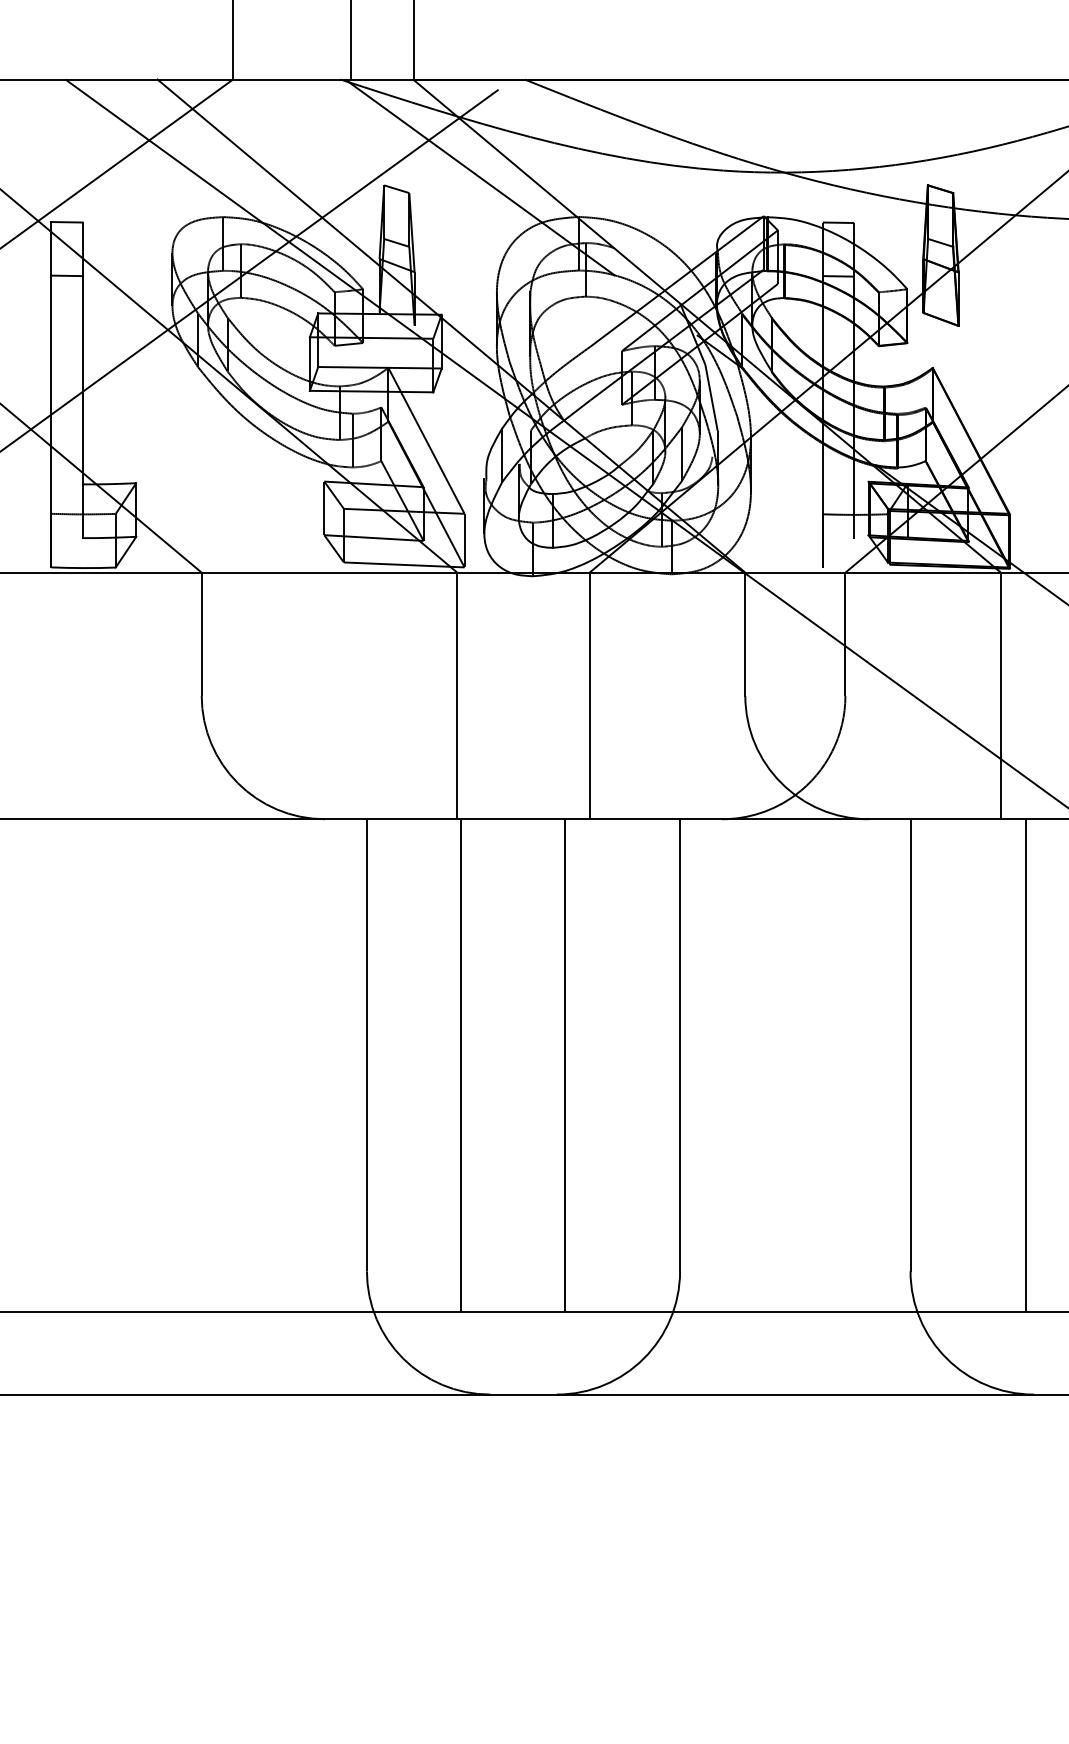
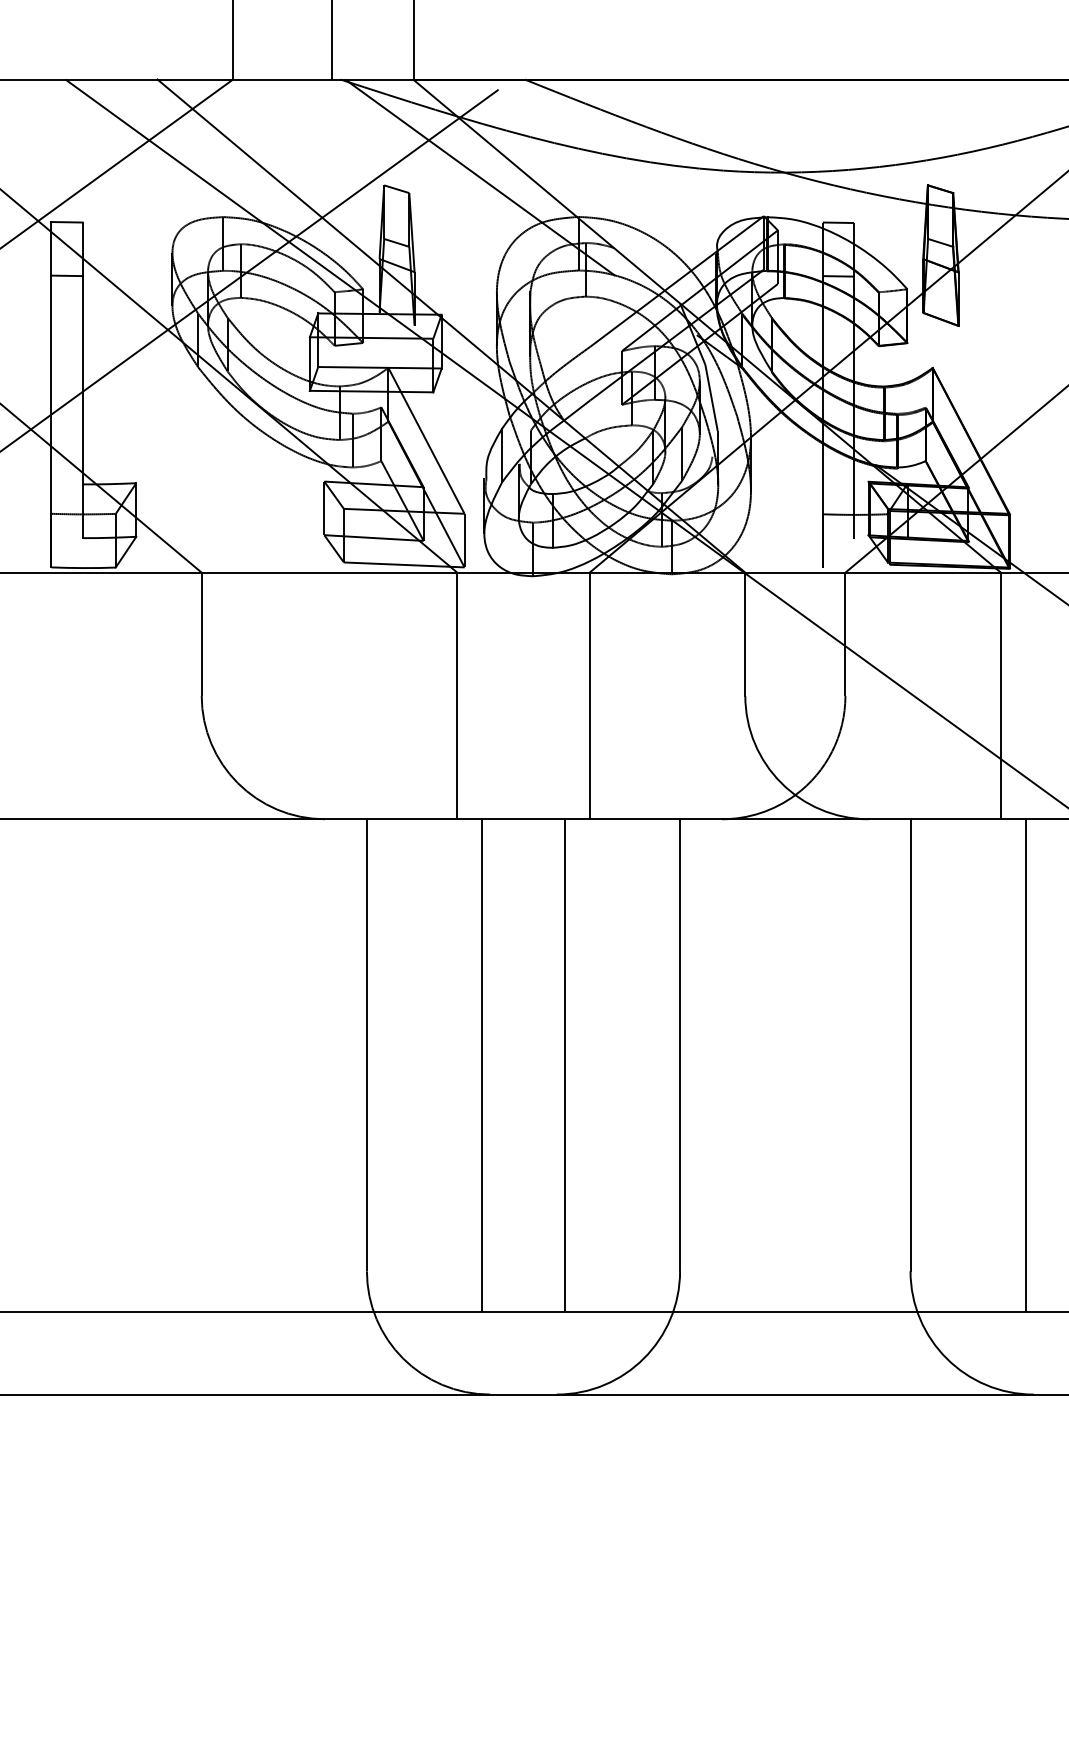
line position: (350, 40) -> (331, 40) (331, 40)
line position: (460, 1065) -> (481, 1065) (481, 1065)
